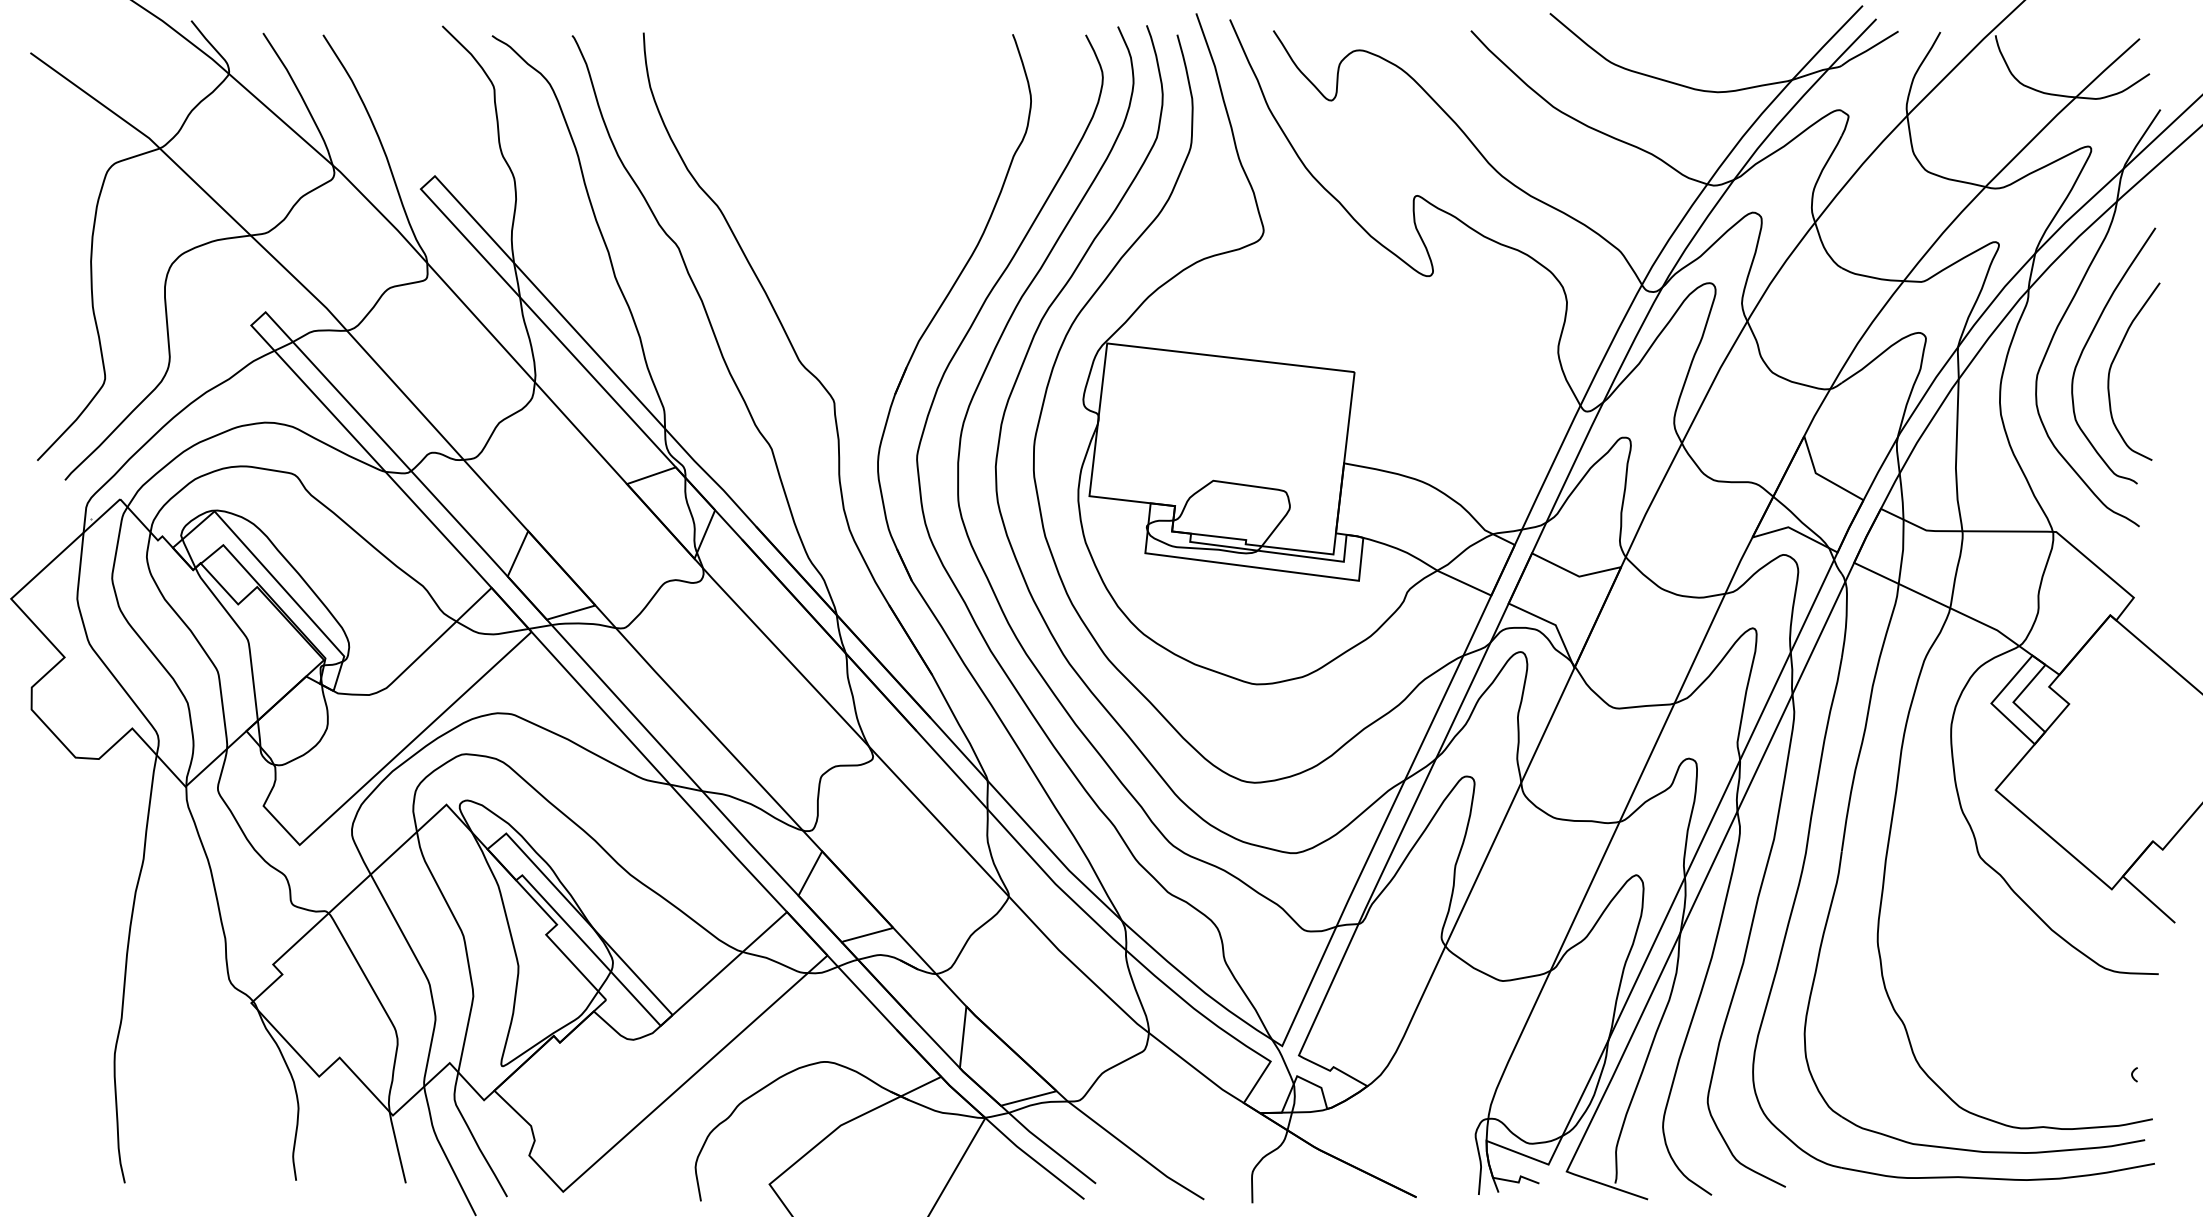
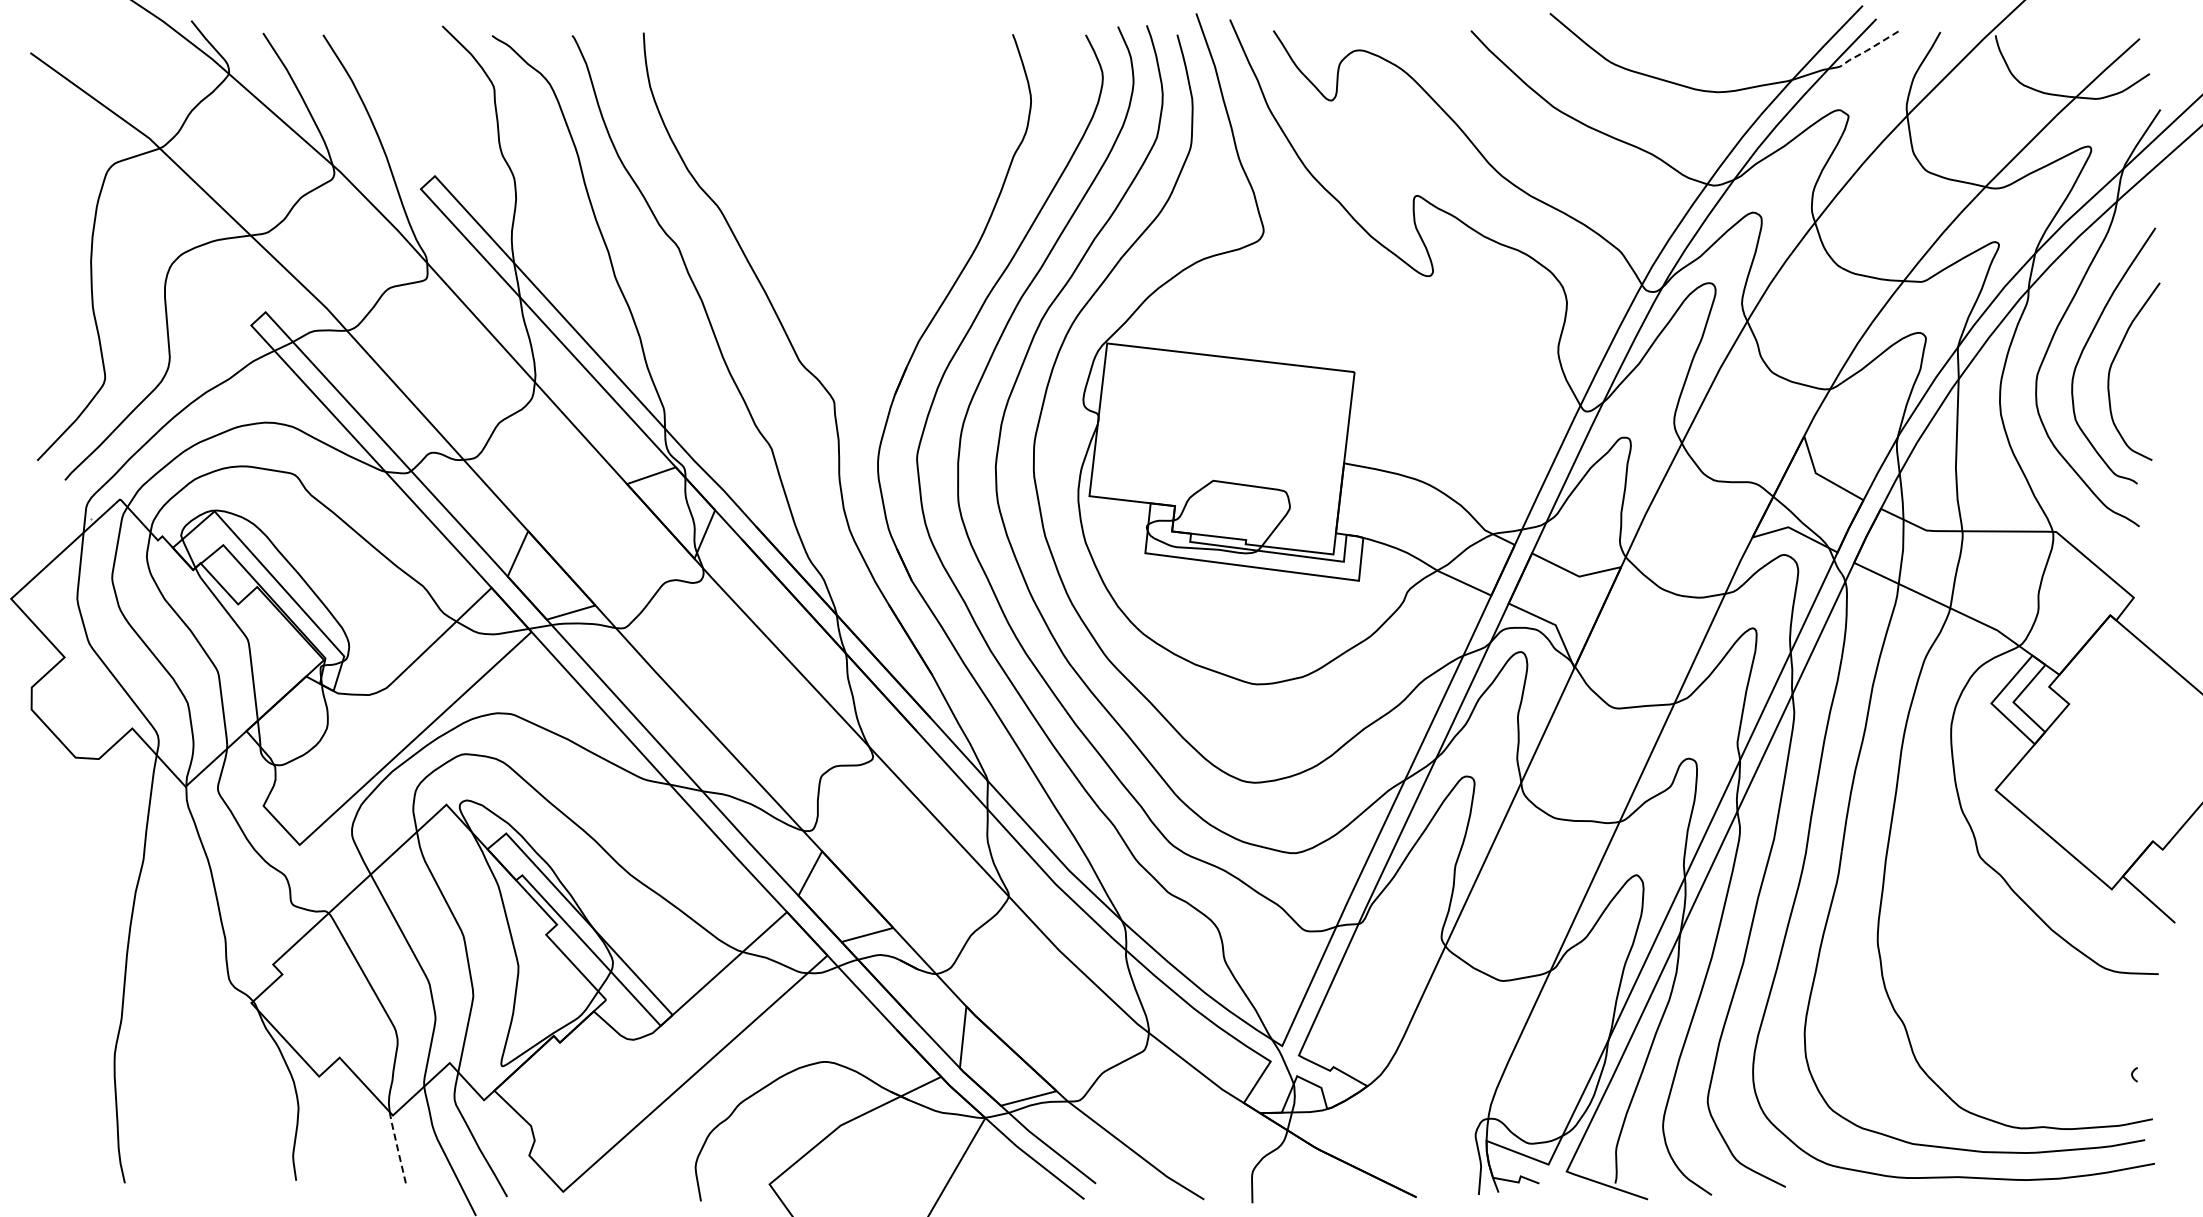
line: solid -> dashed (1868, 49)
line: solid -> dashed (397, 1147)
